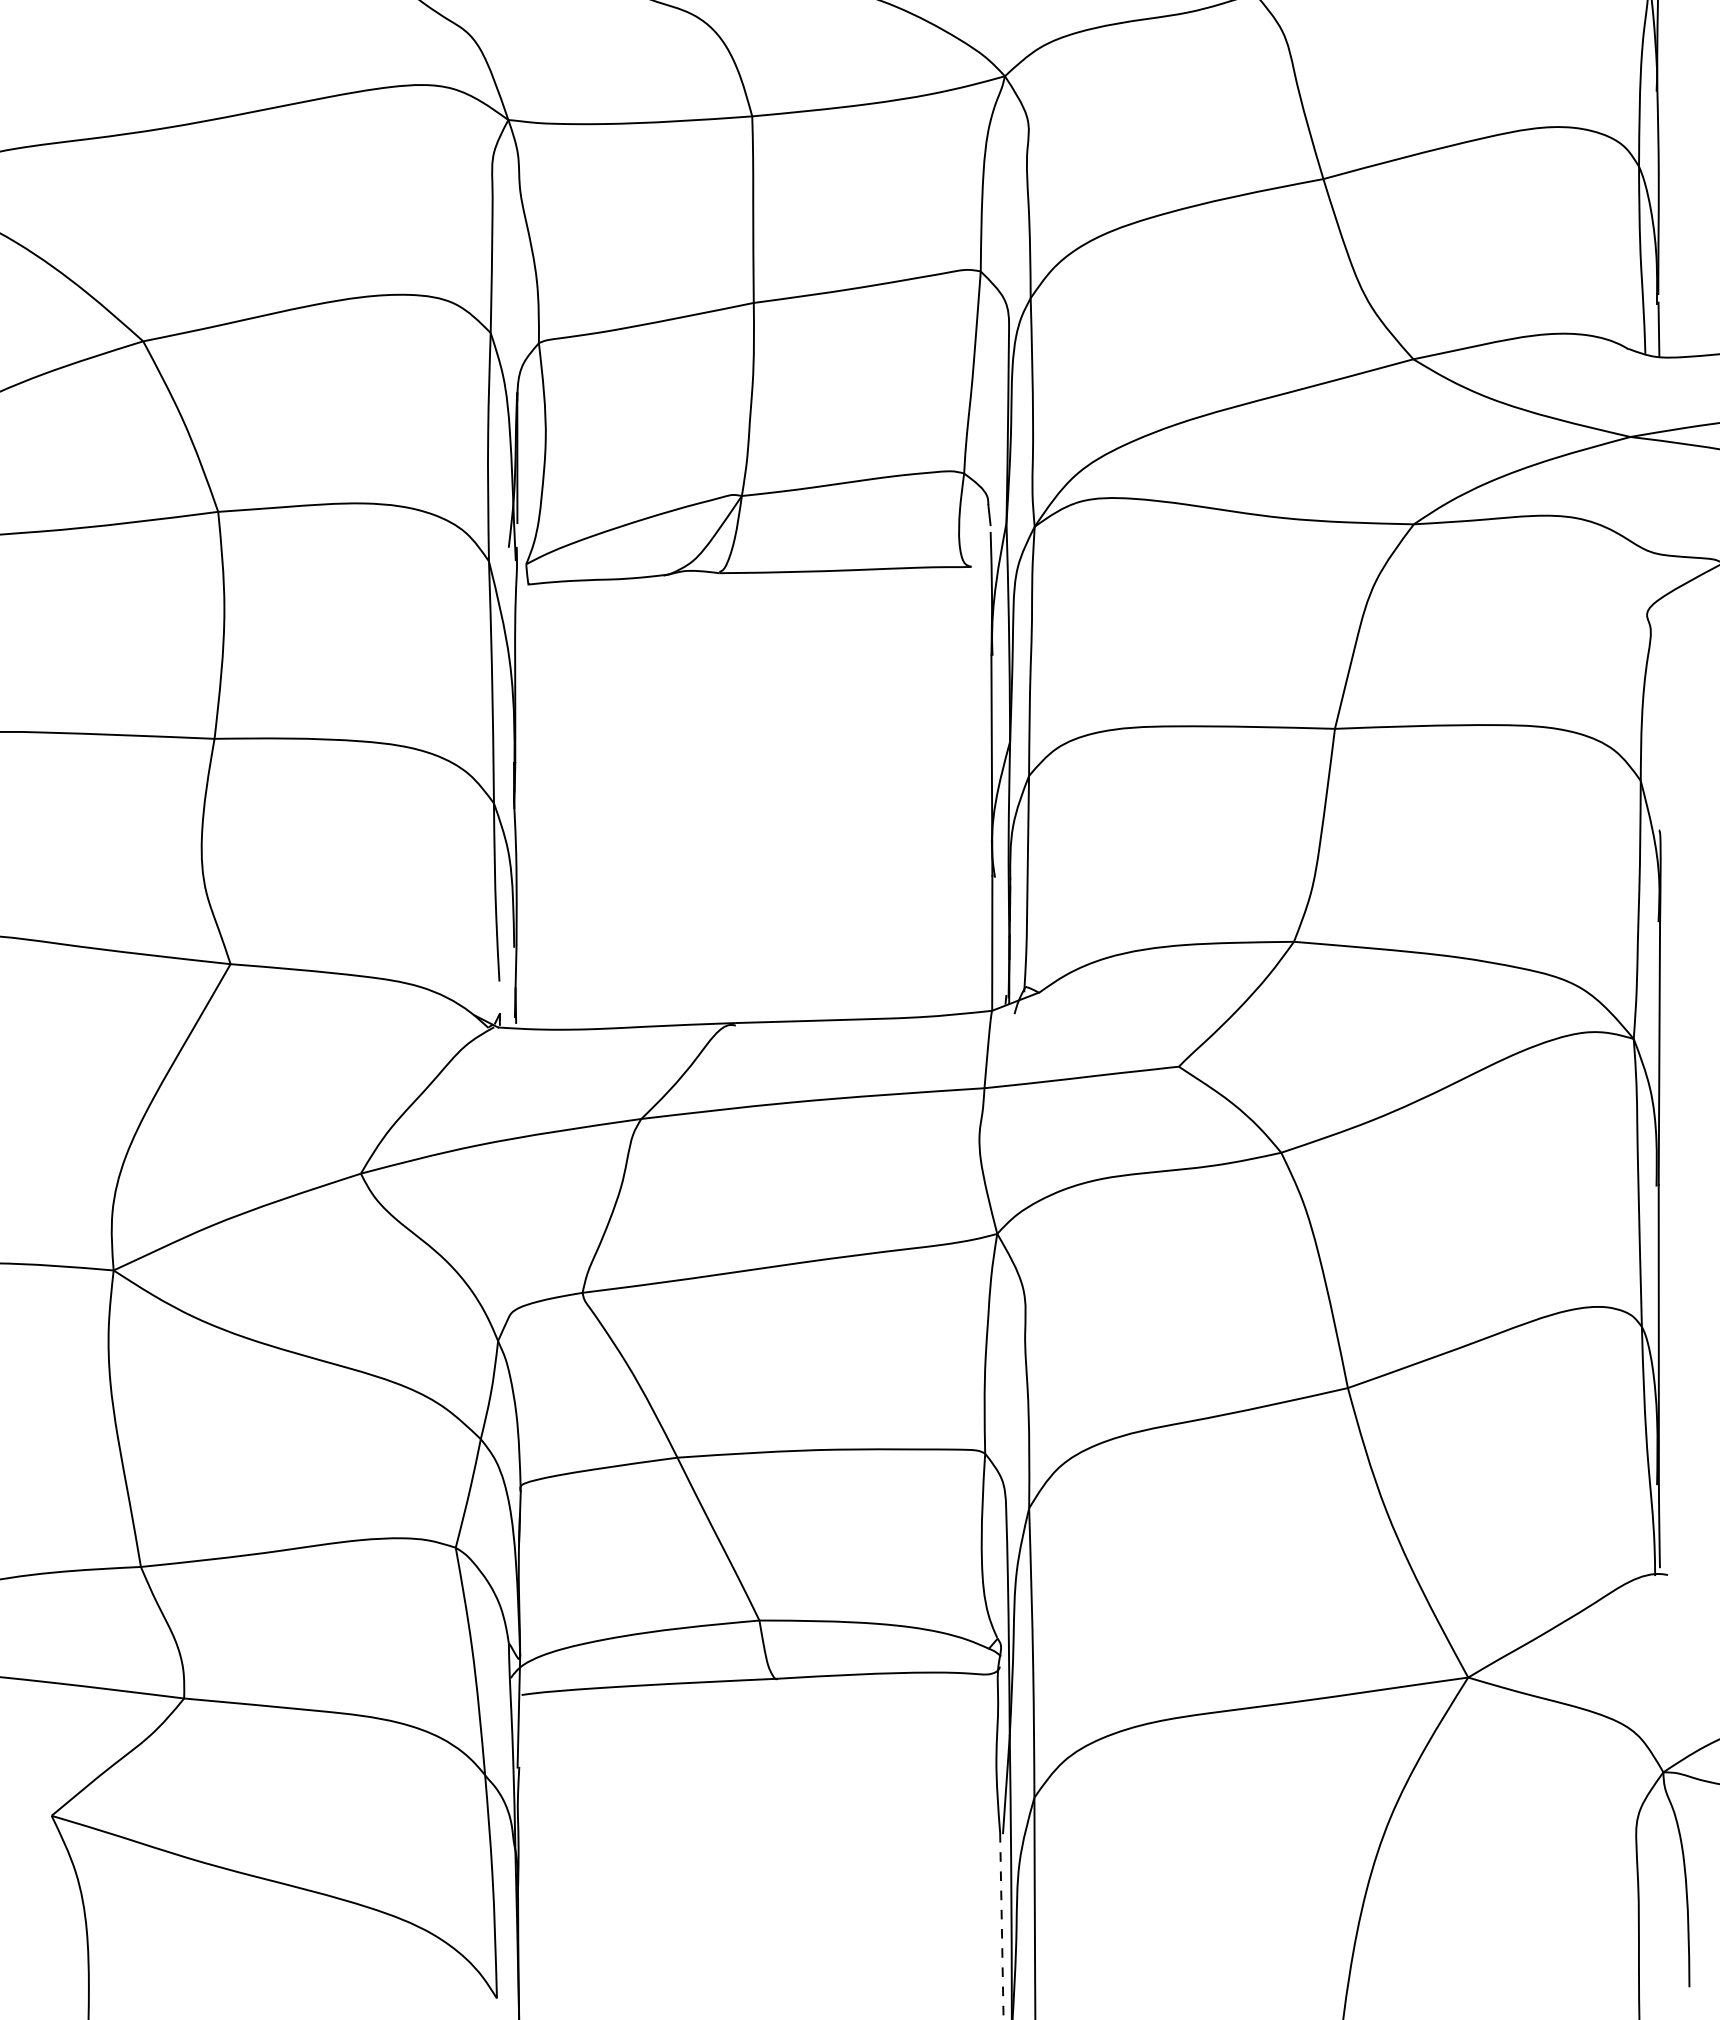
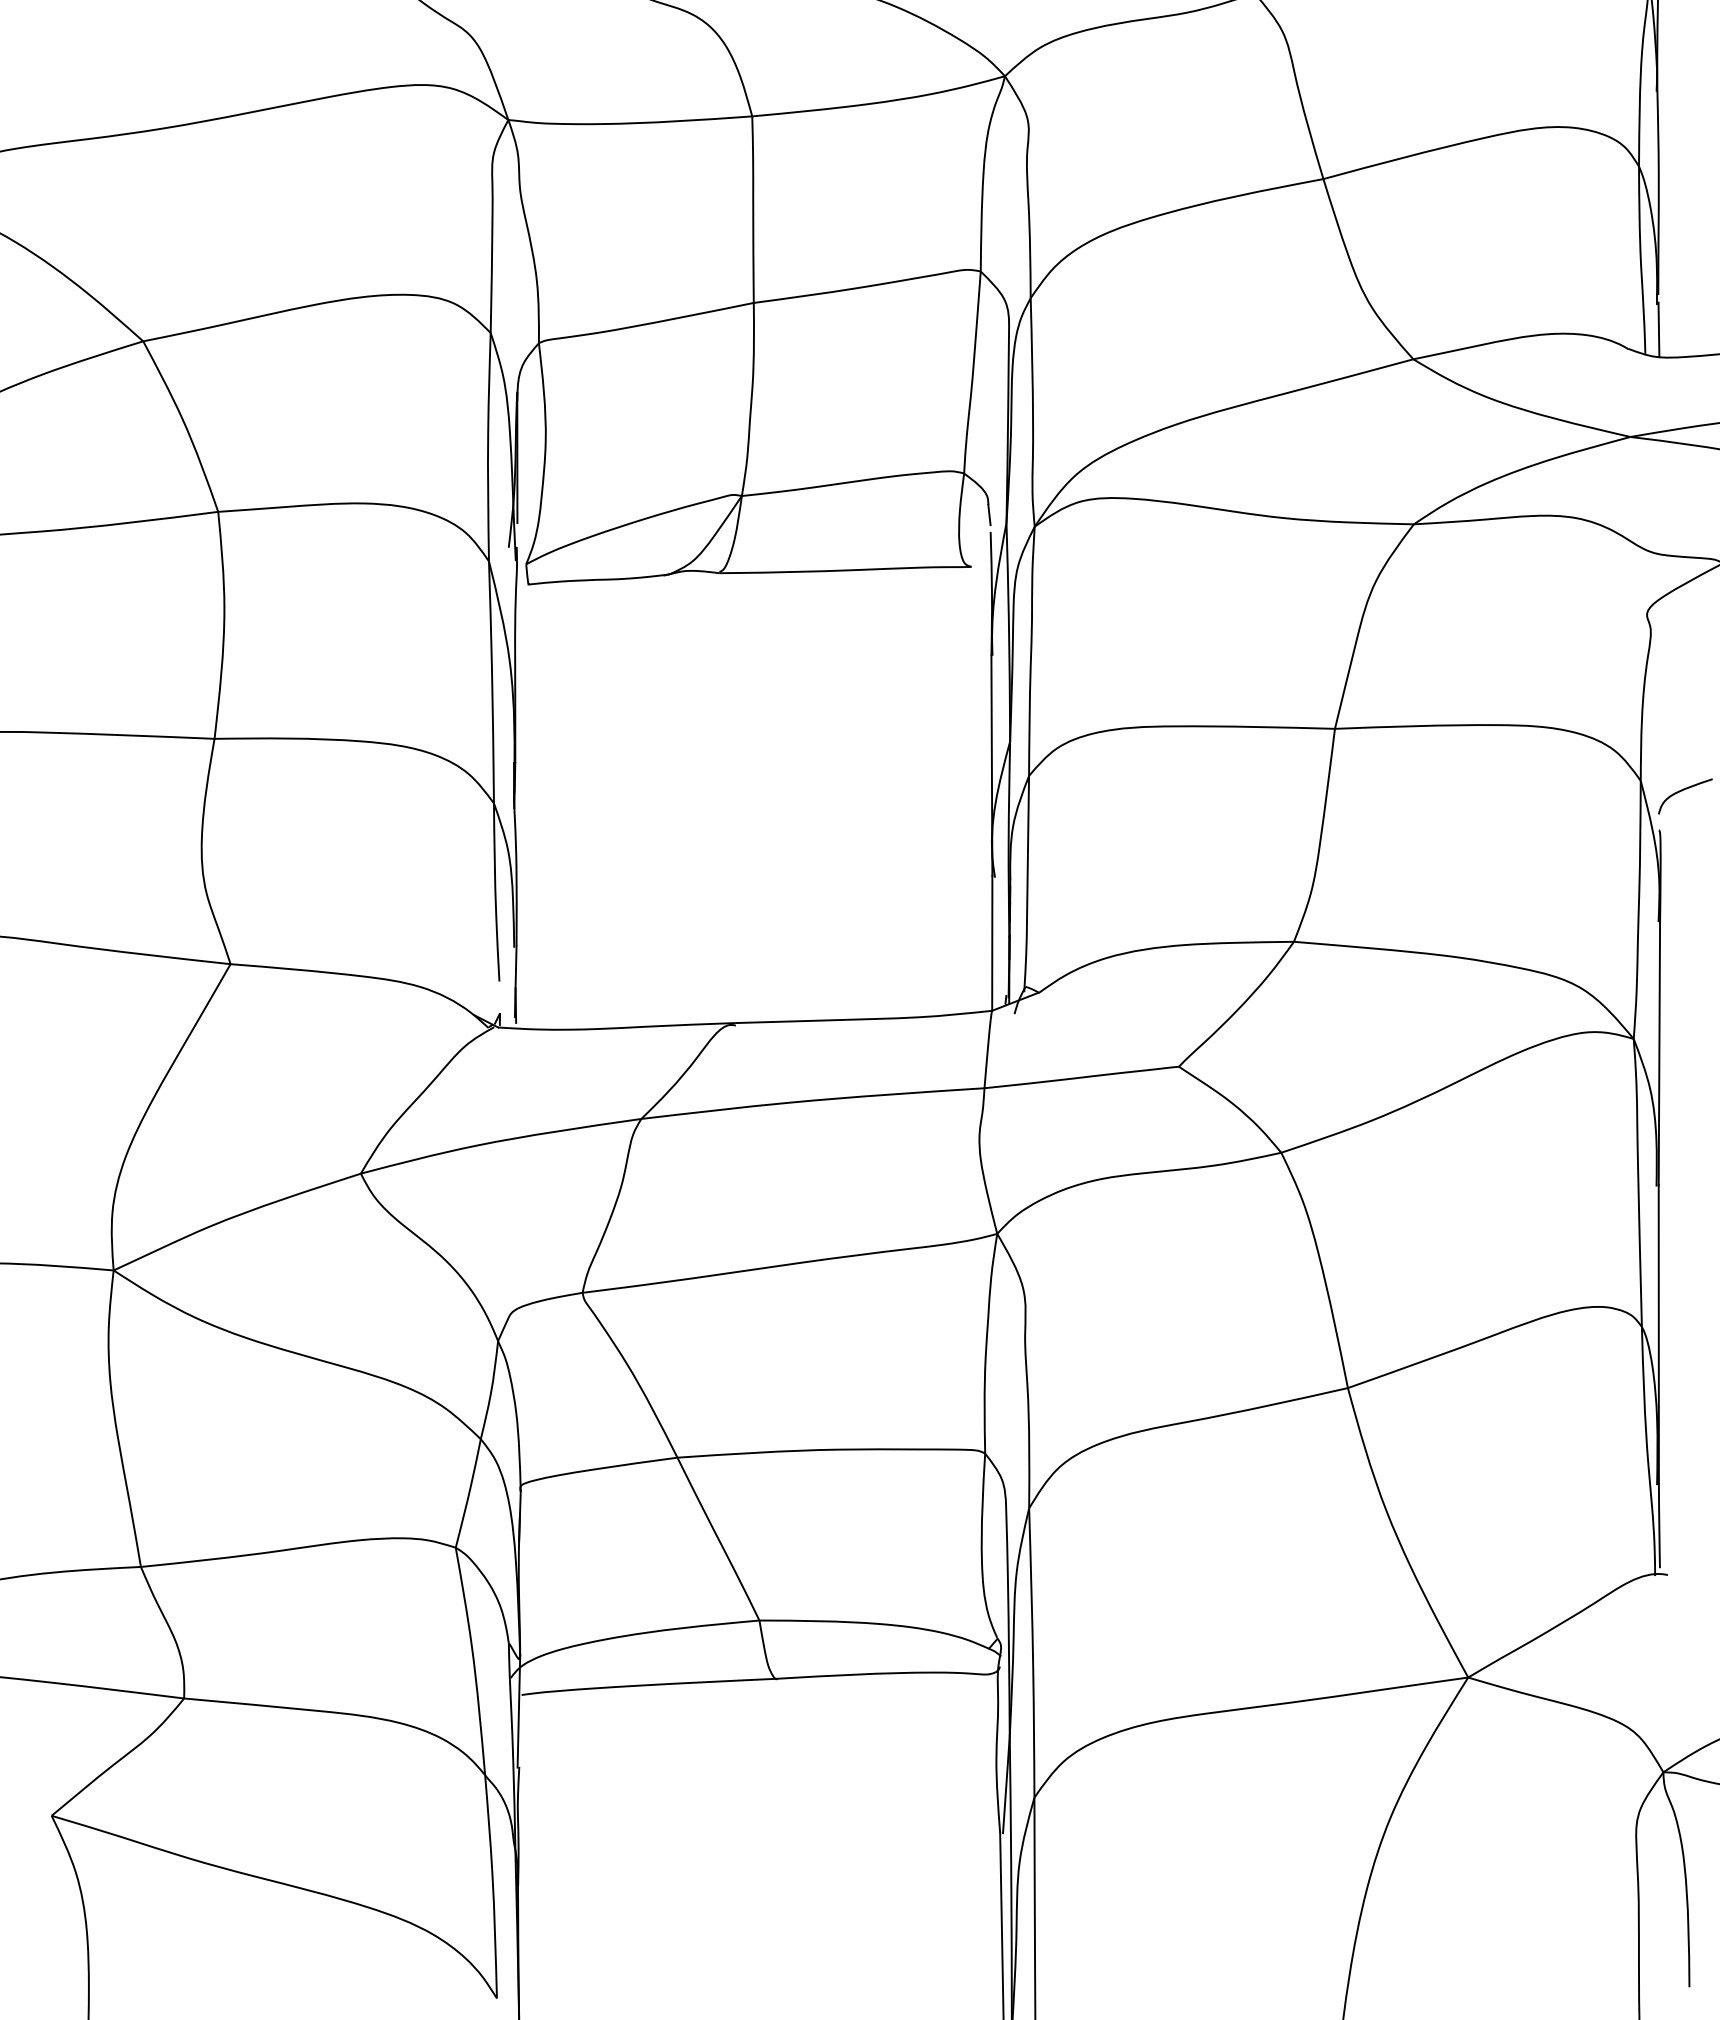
curve: none -> present (1682, 791)
line: dashed -> solid (1001, 1926)
